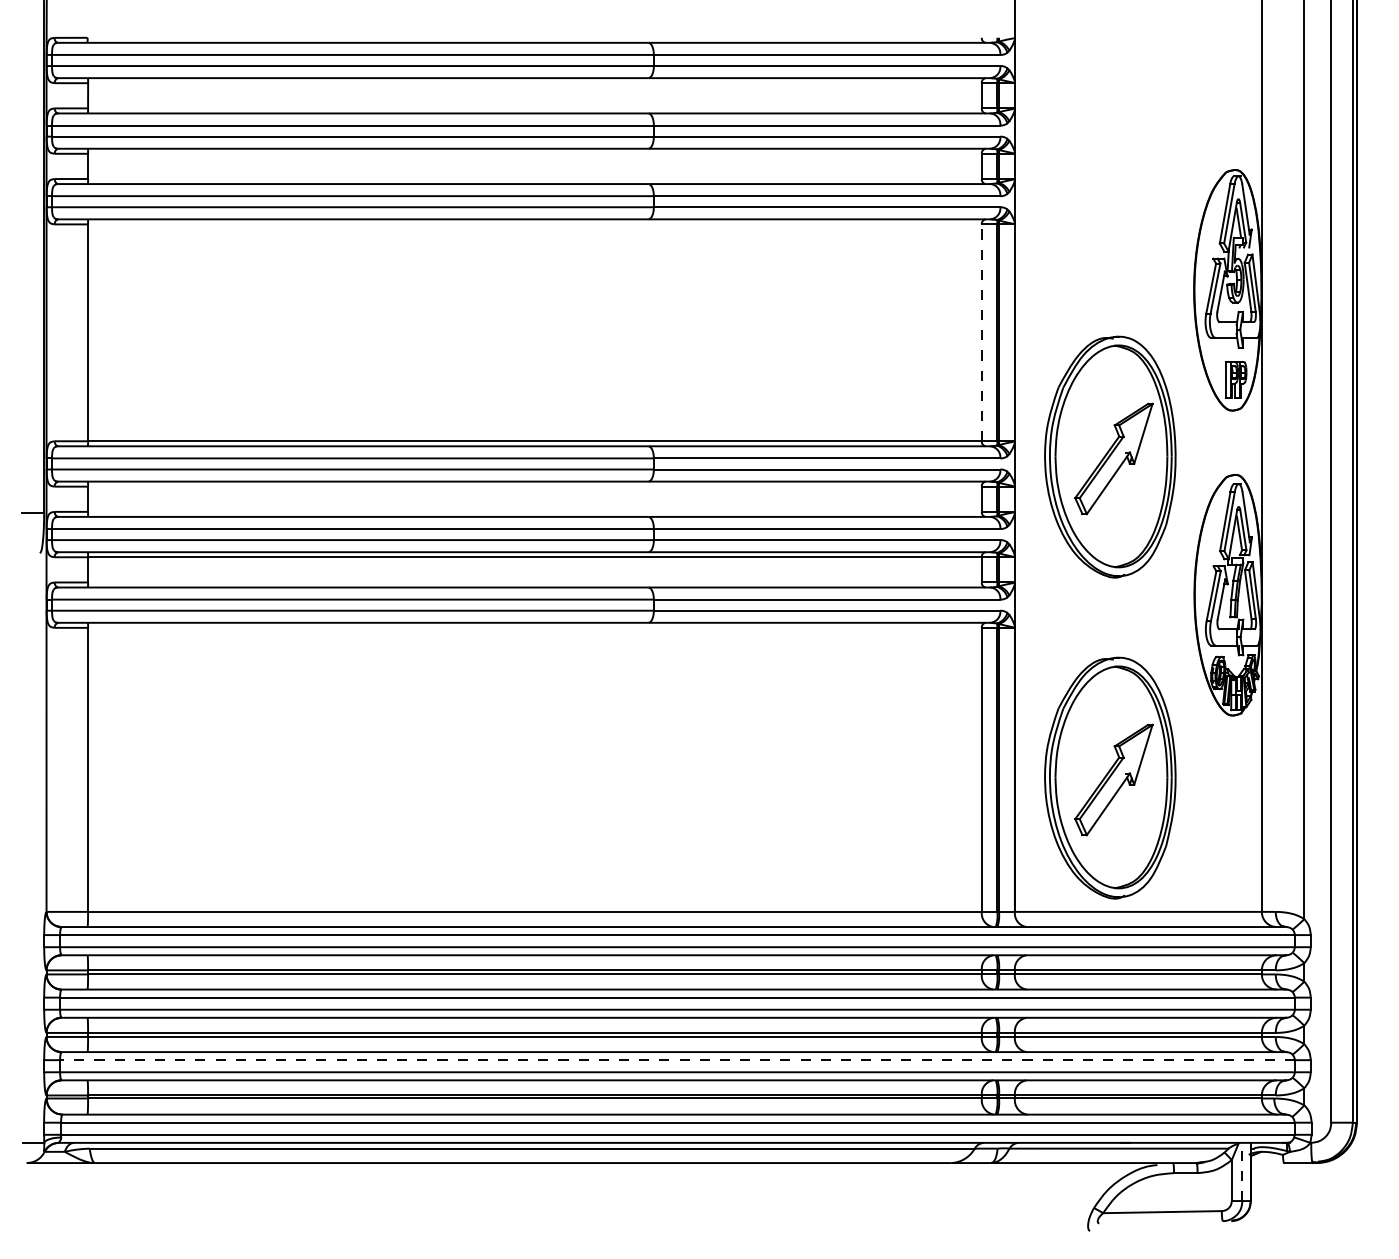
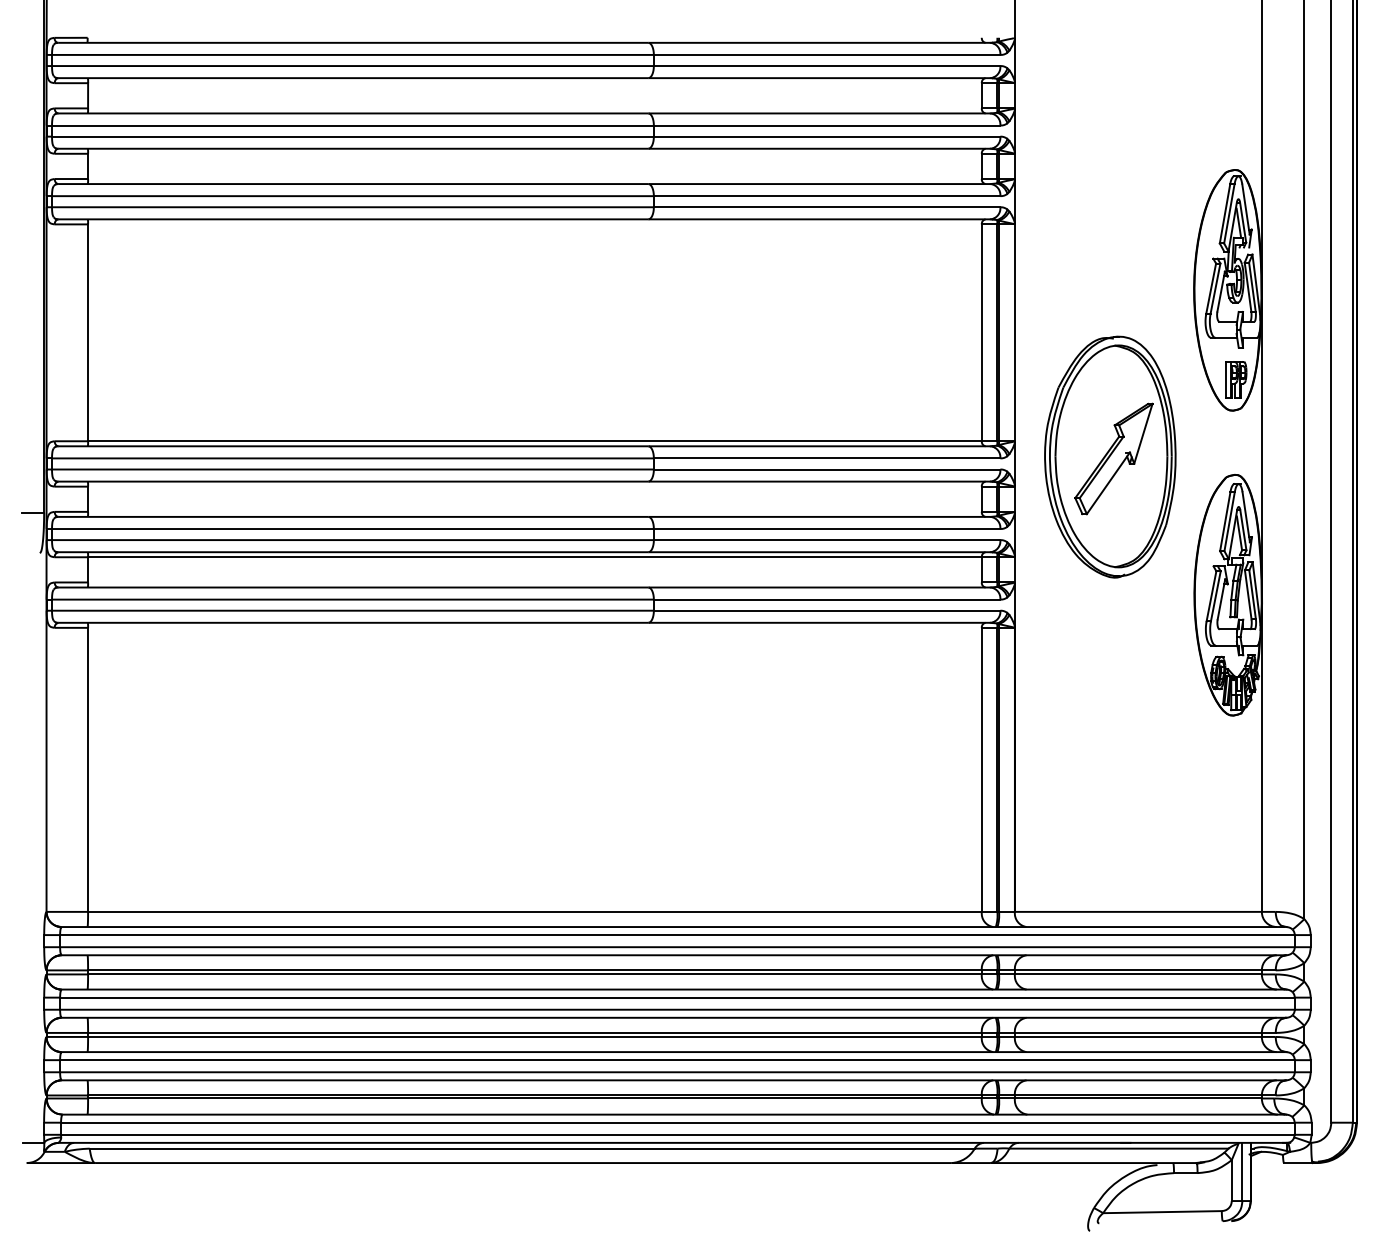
line: dashed -> solid (981, 332)
part: present -> none (1110, 777)
line: dashed -> solid (676, 1060)
line: dashed -> solid (1242, 1171)
